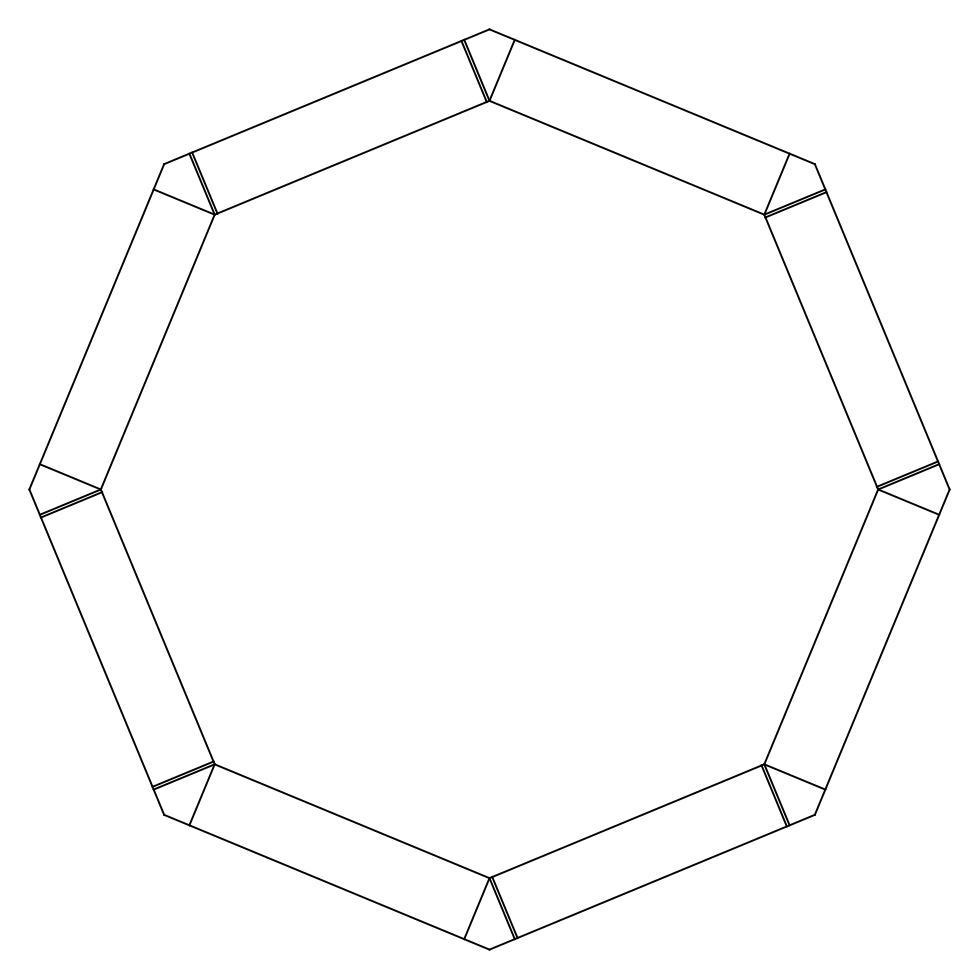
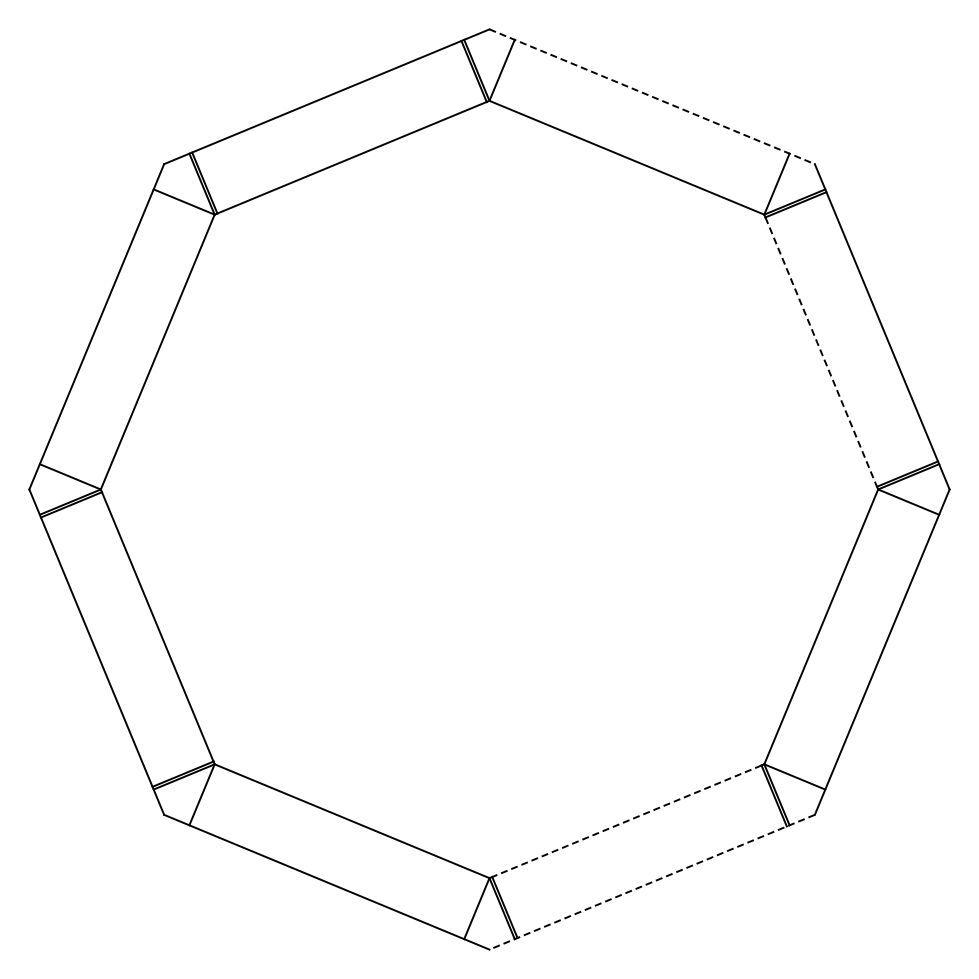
line: solid -> dashed (652, 96)
line: solid -> dashed (821, 352)
line: solid -> dashed (626, 821)
line: solid -> dashed (651, 882)
